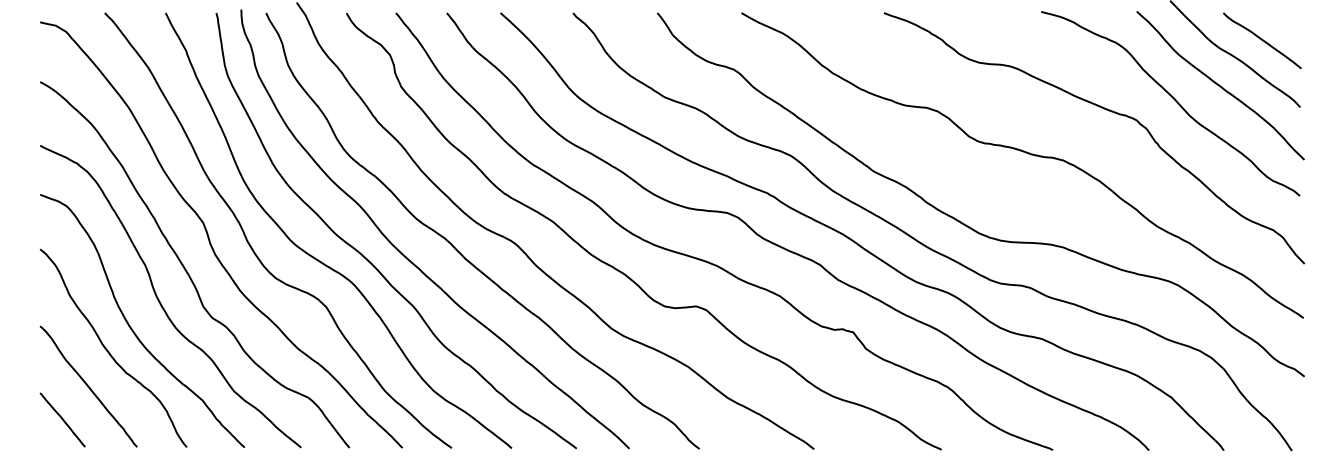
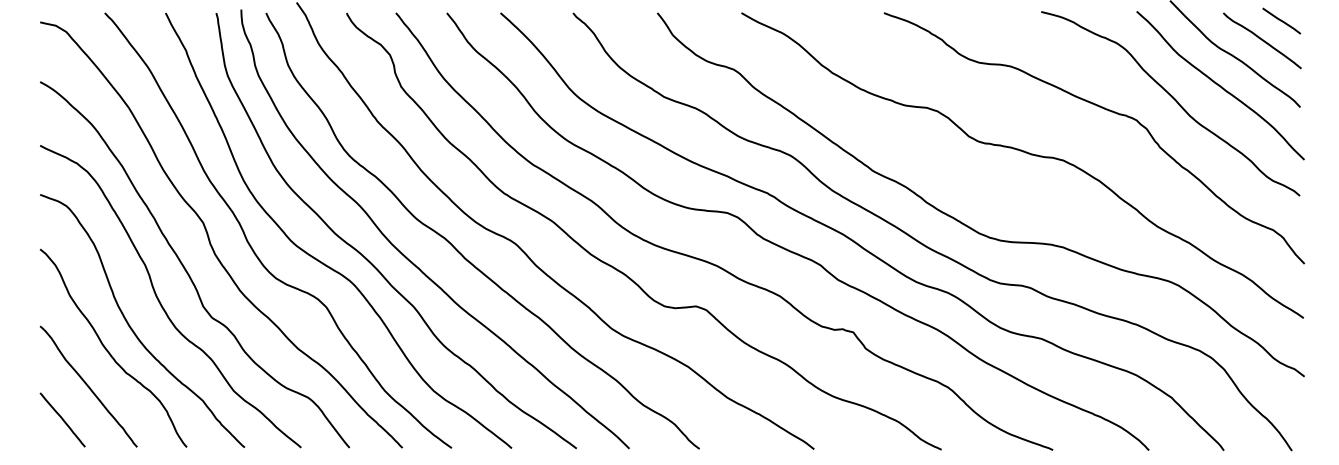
line: none -> present (1281, 20)
